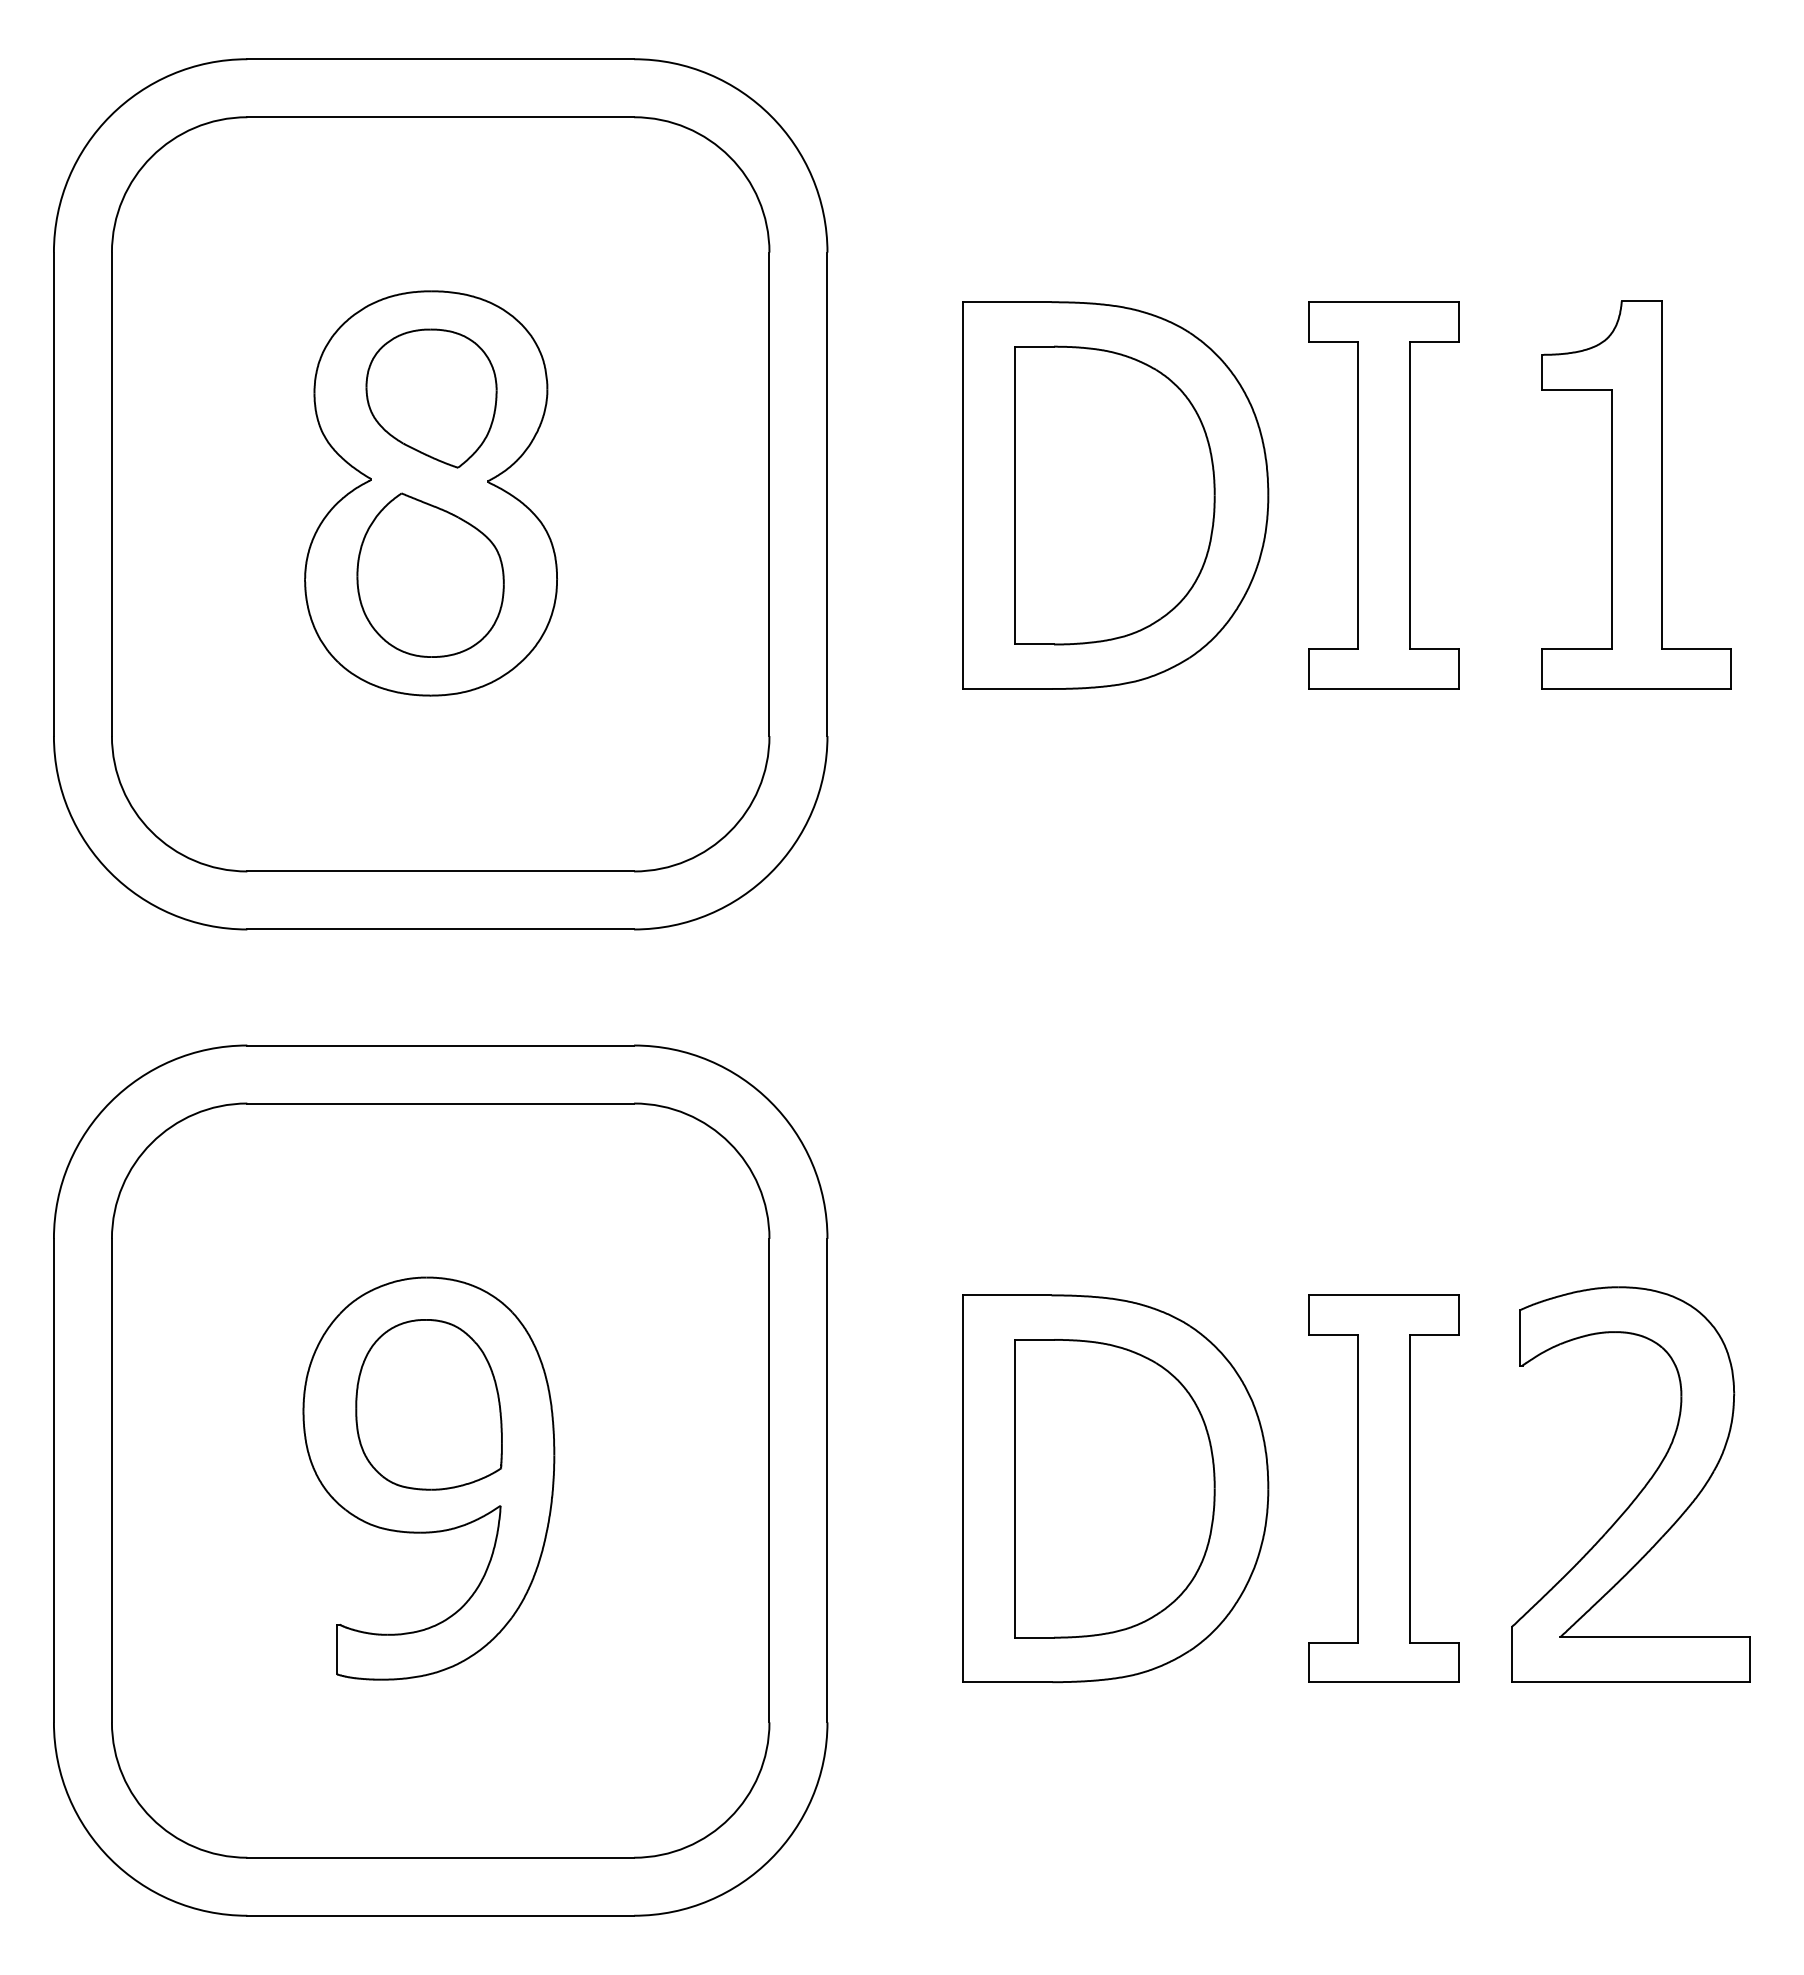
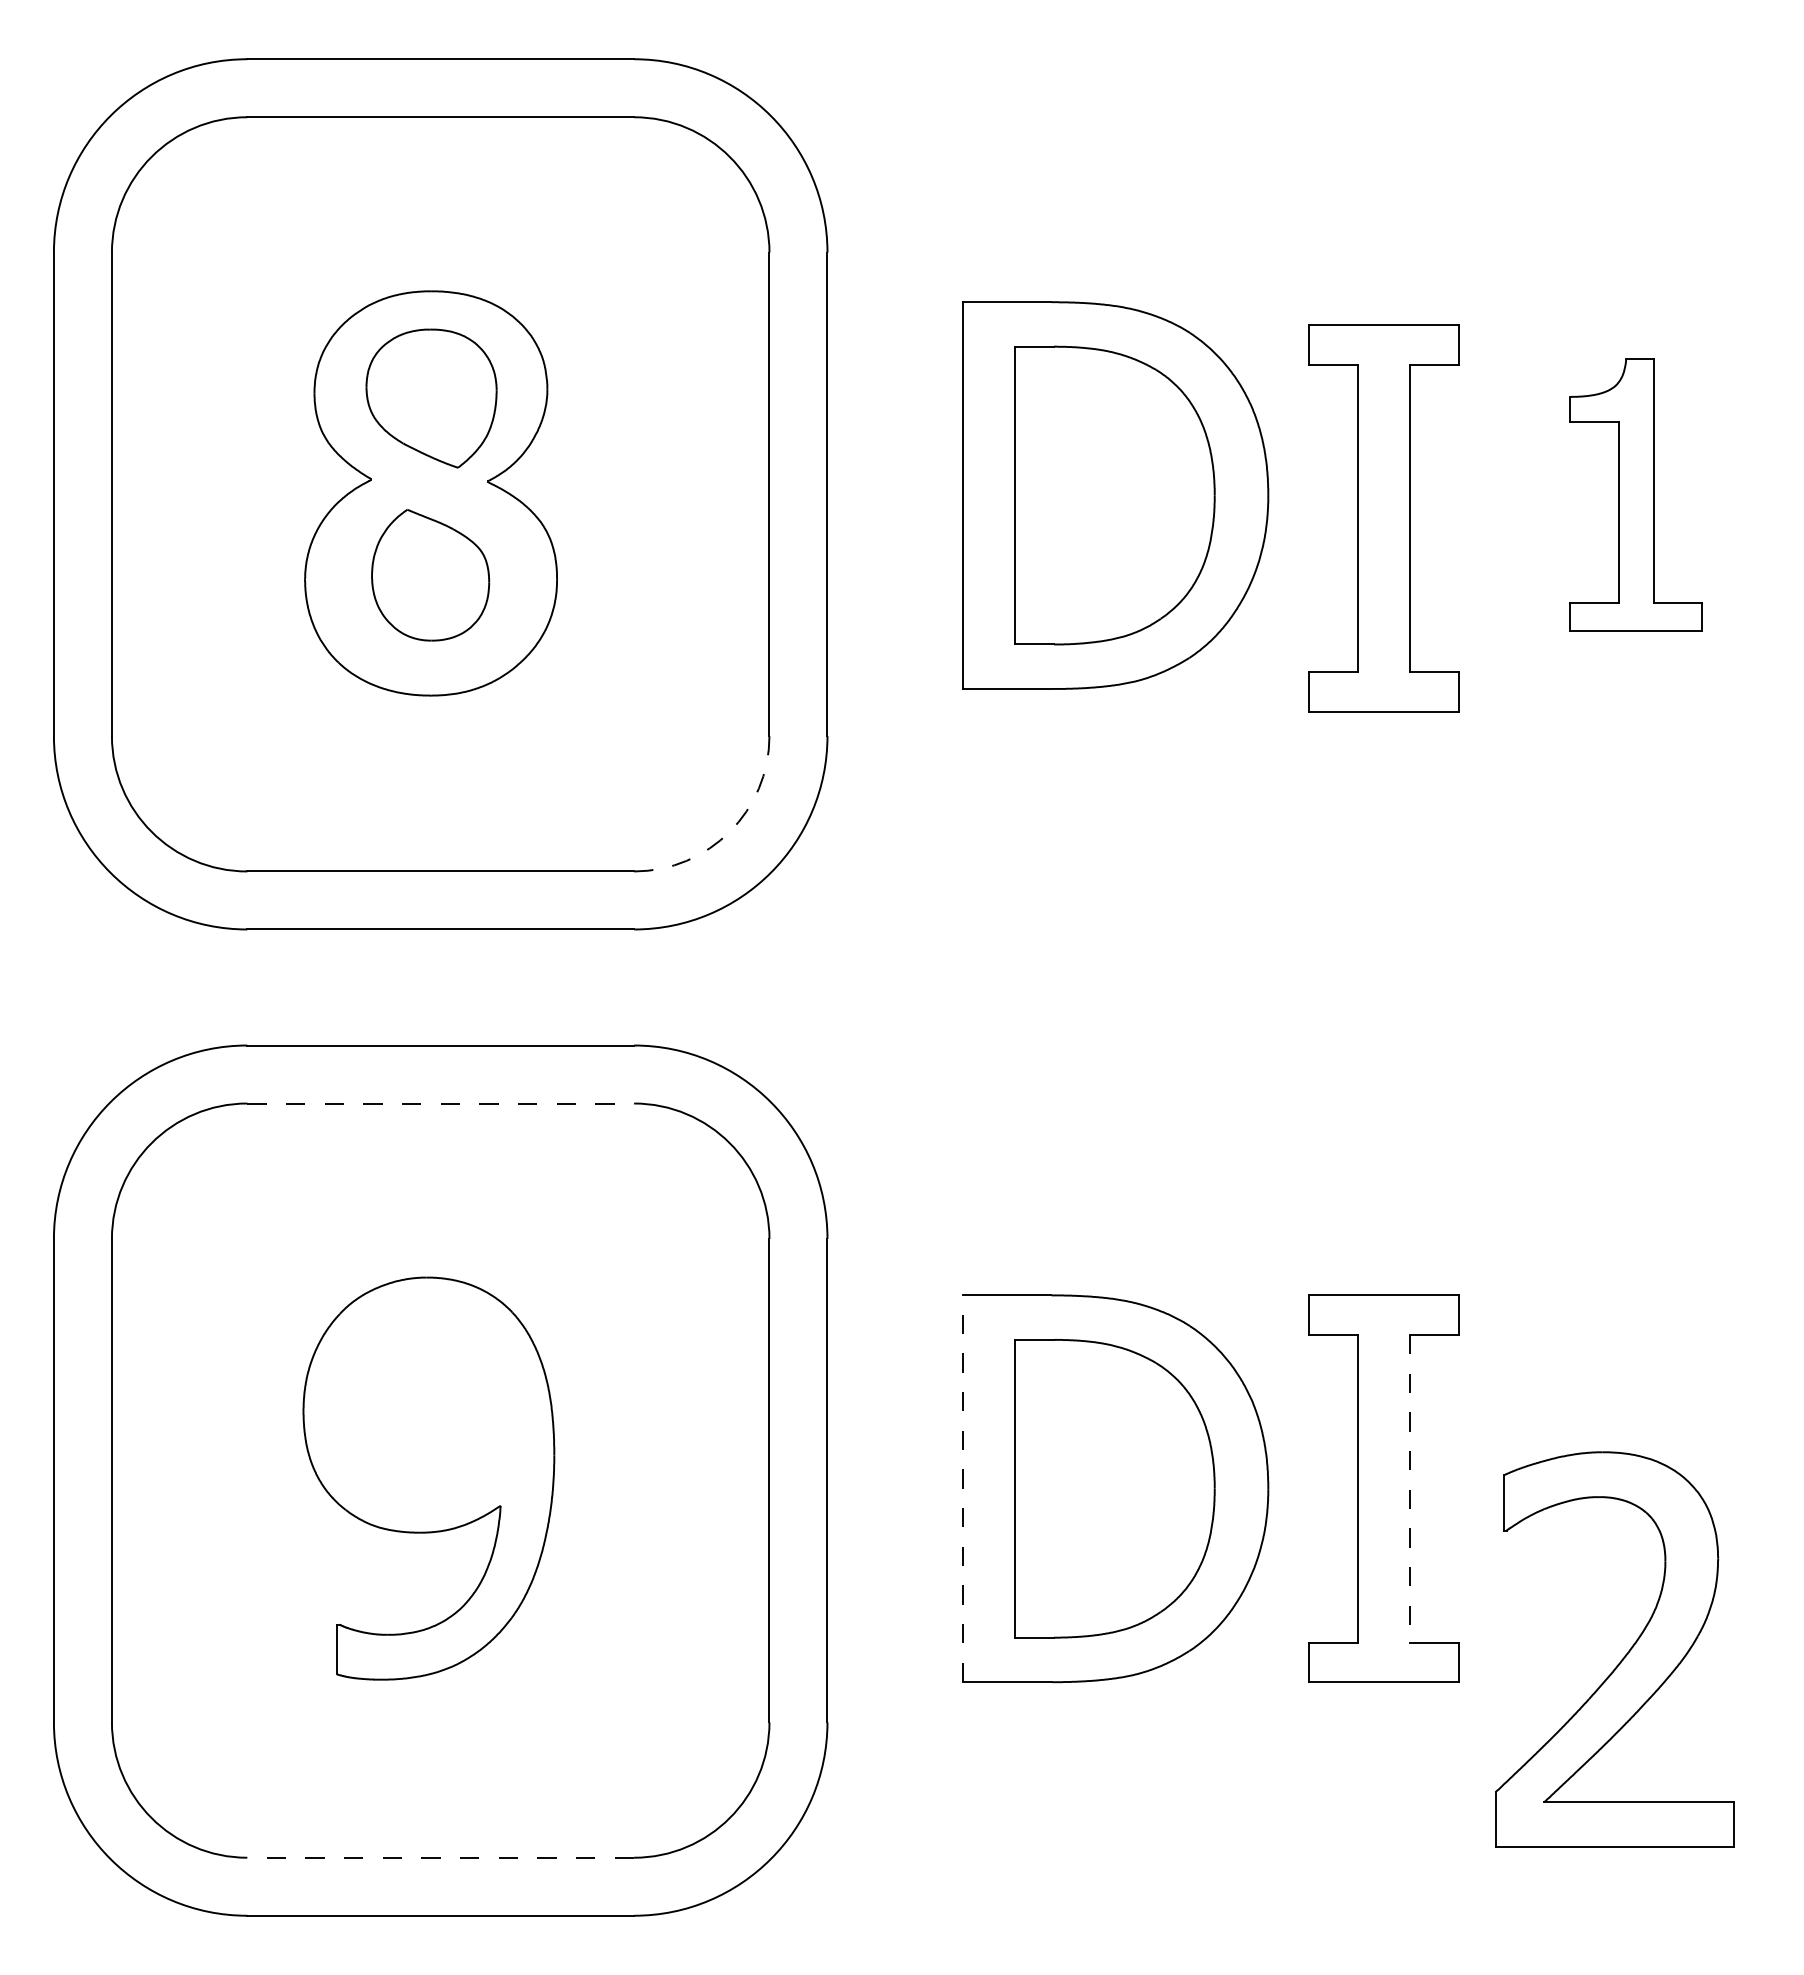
part size: 191x390 px -> 134x274 px (1635, 494)
part position: (1383, 495) -> (1383, 518) (1383, 518)
part size: 149x166 px -> 120x133 px (430, 575)
arc: solid -> dashed (729, 831)
line: solid -> dashed (441, 1103)
part: present -> none (428, 1404)
line: solid -> dashed (963, 1488)
line: solid -> dashed (1409, 1488)
part position: (1640, 1490) -> (1624, 1655) (1624, 1655)
line: solid -> dashed (440, 1857)
